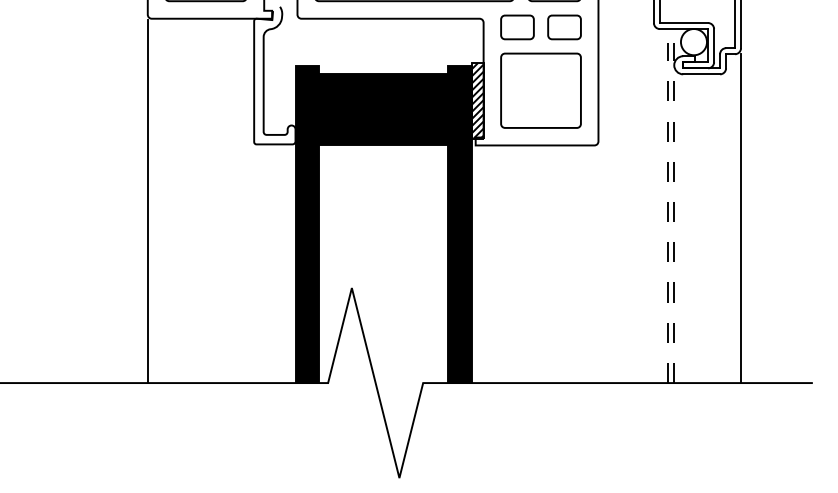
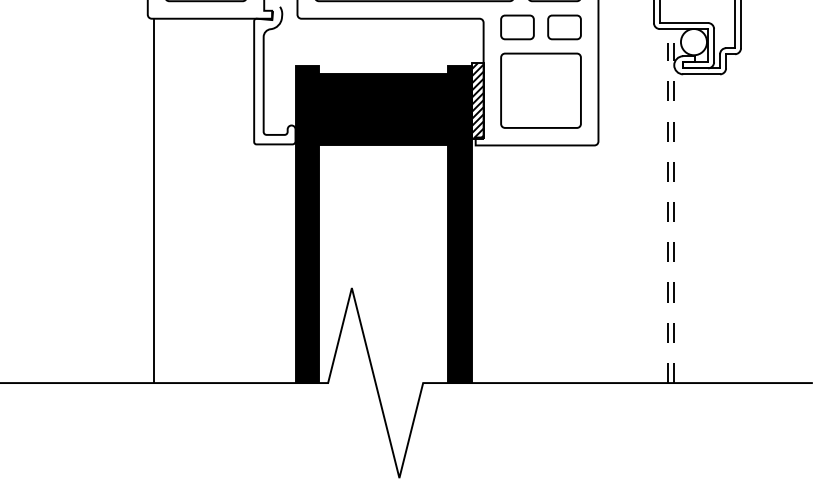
line position: (147, 201) -> (153, 201) (153, 201)
line: present -> none (741, 218)
